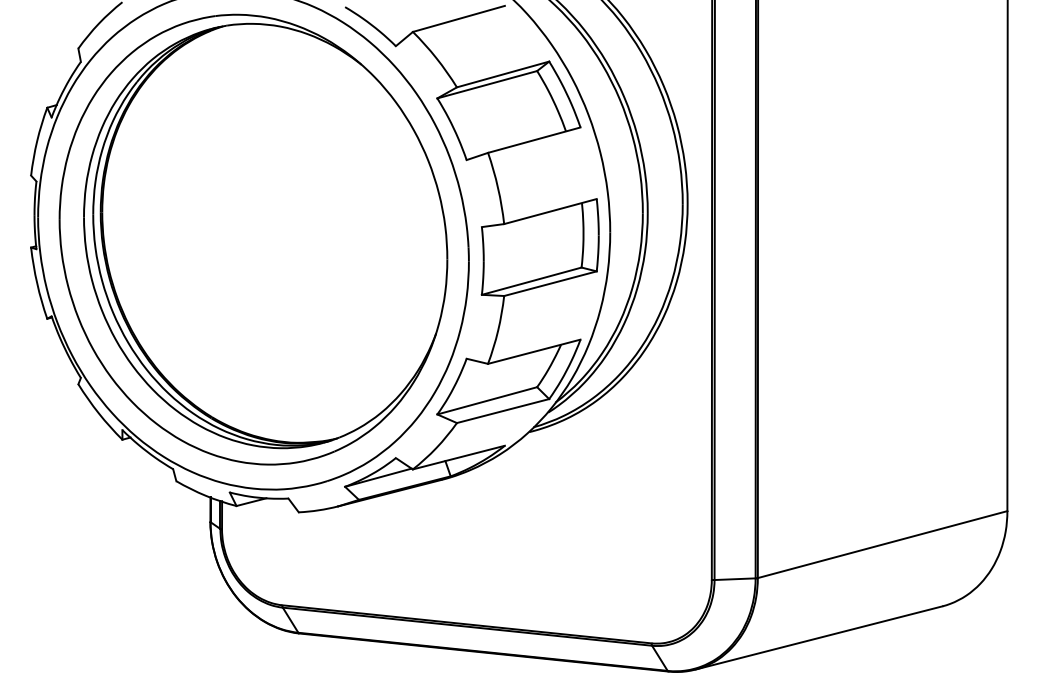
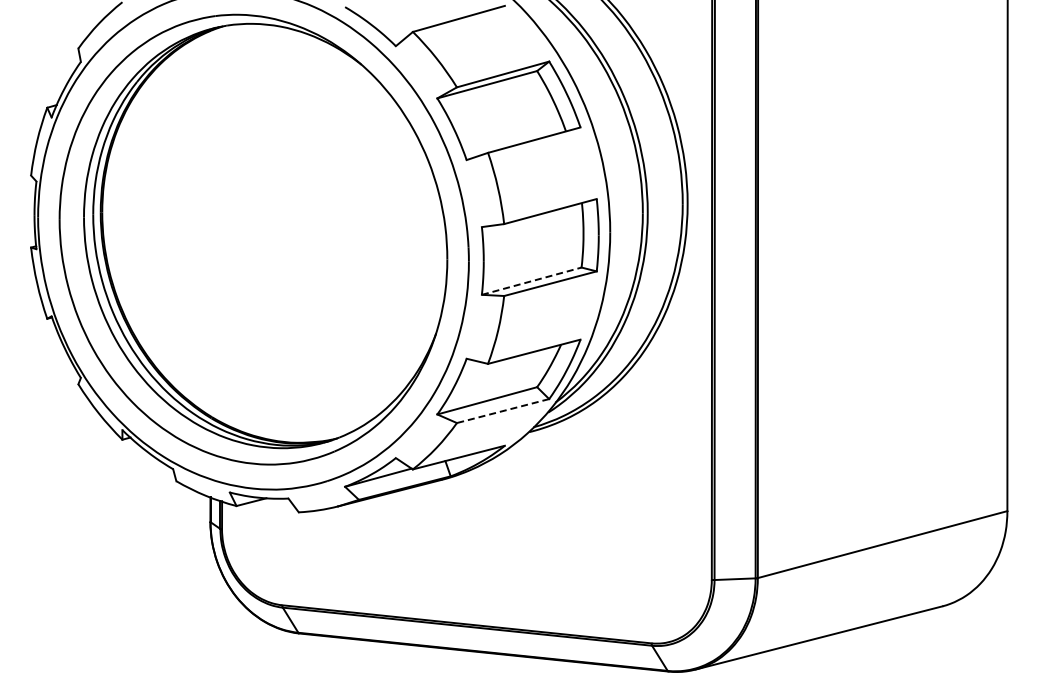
line: solid -> dashed (531, 281)
line: solid -> dashed (503, 411)
